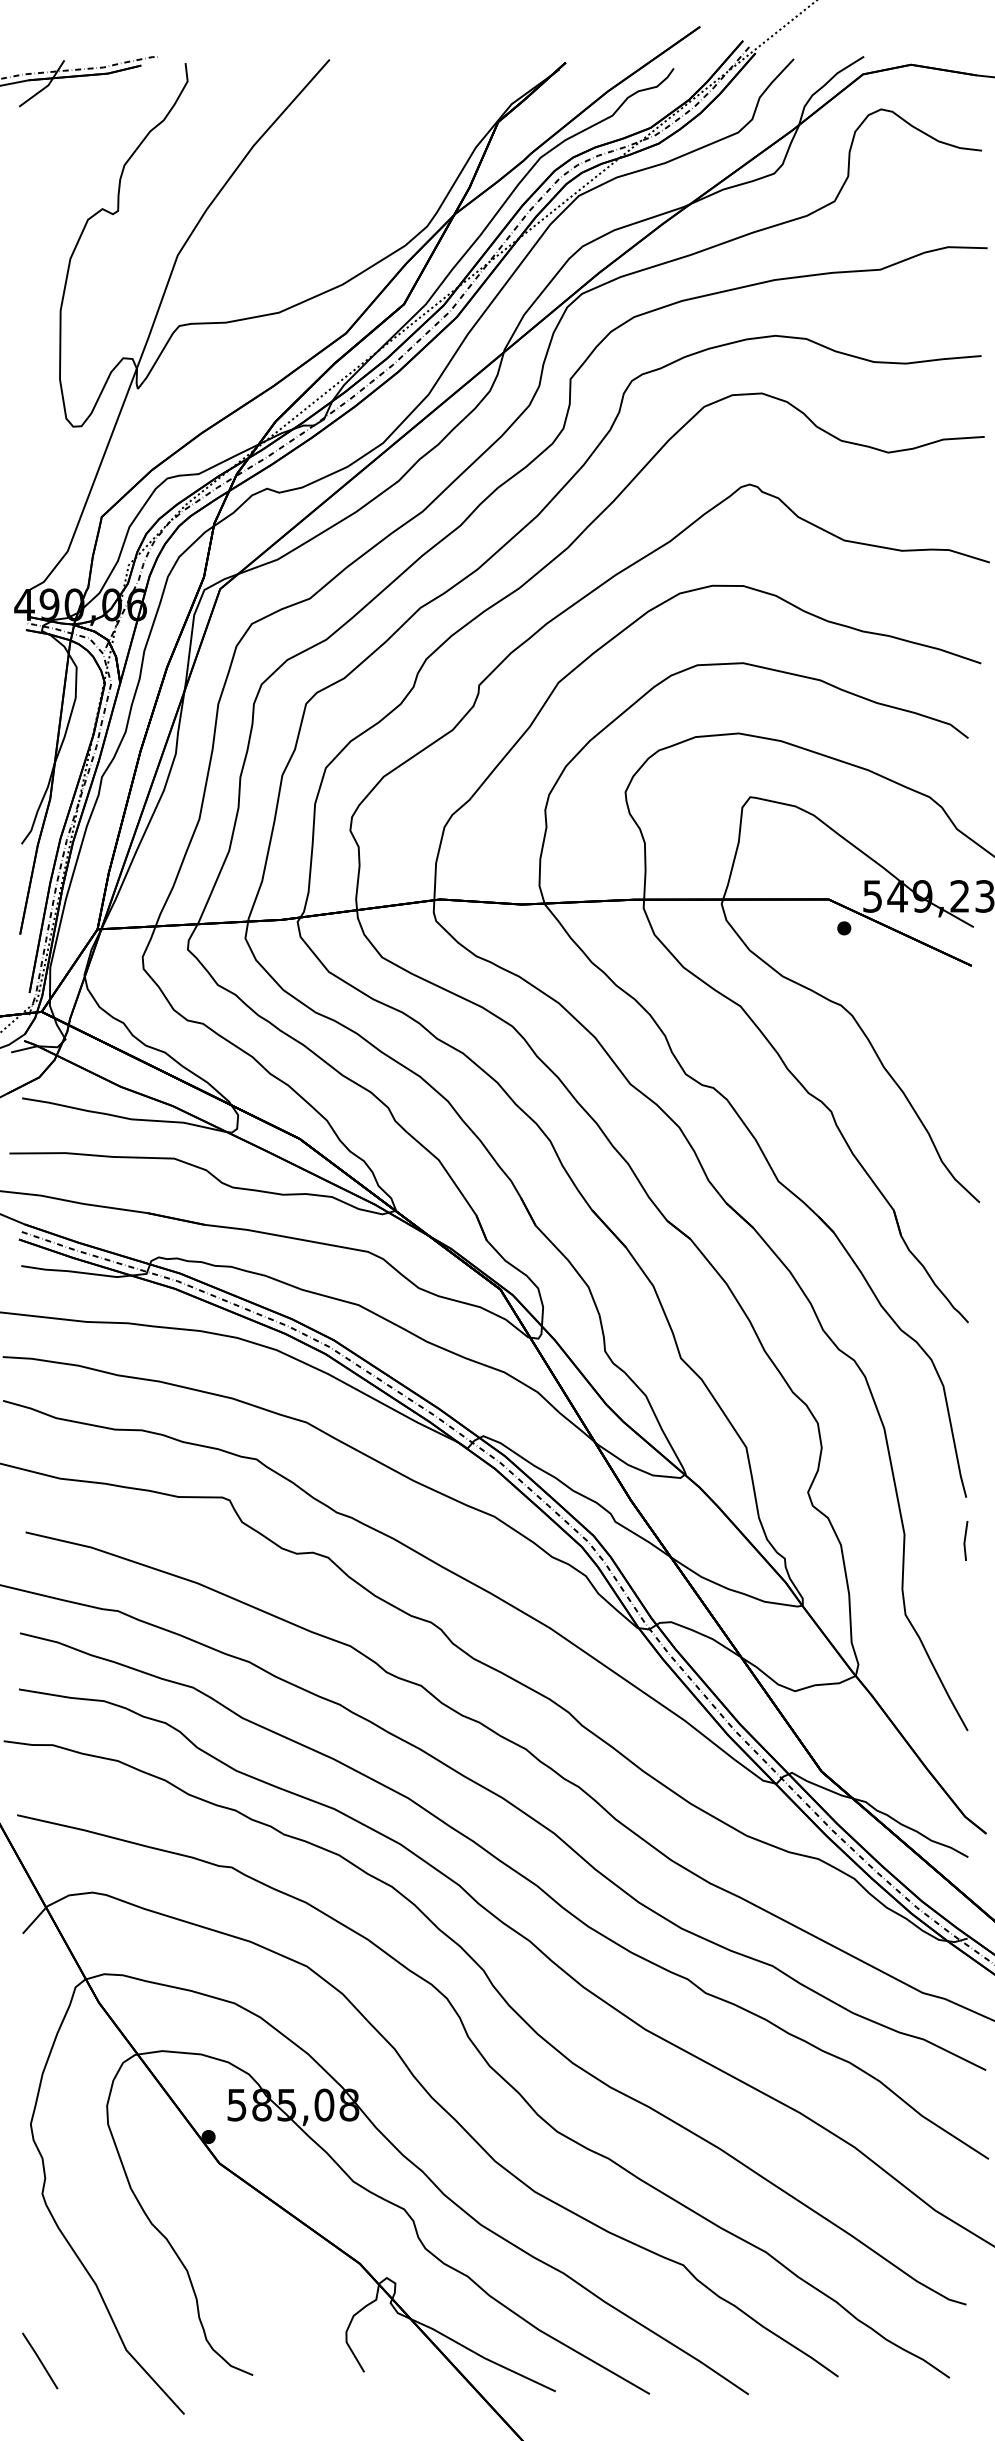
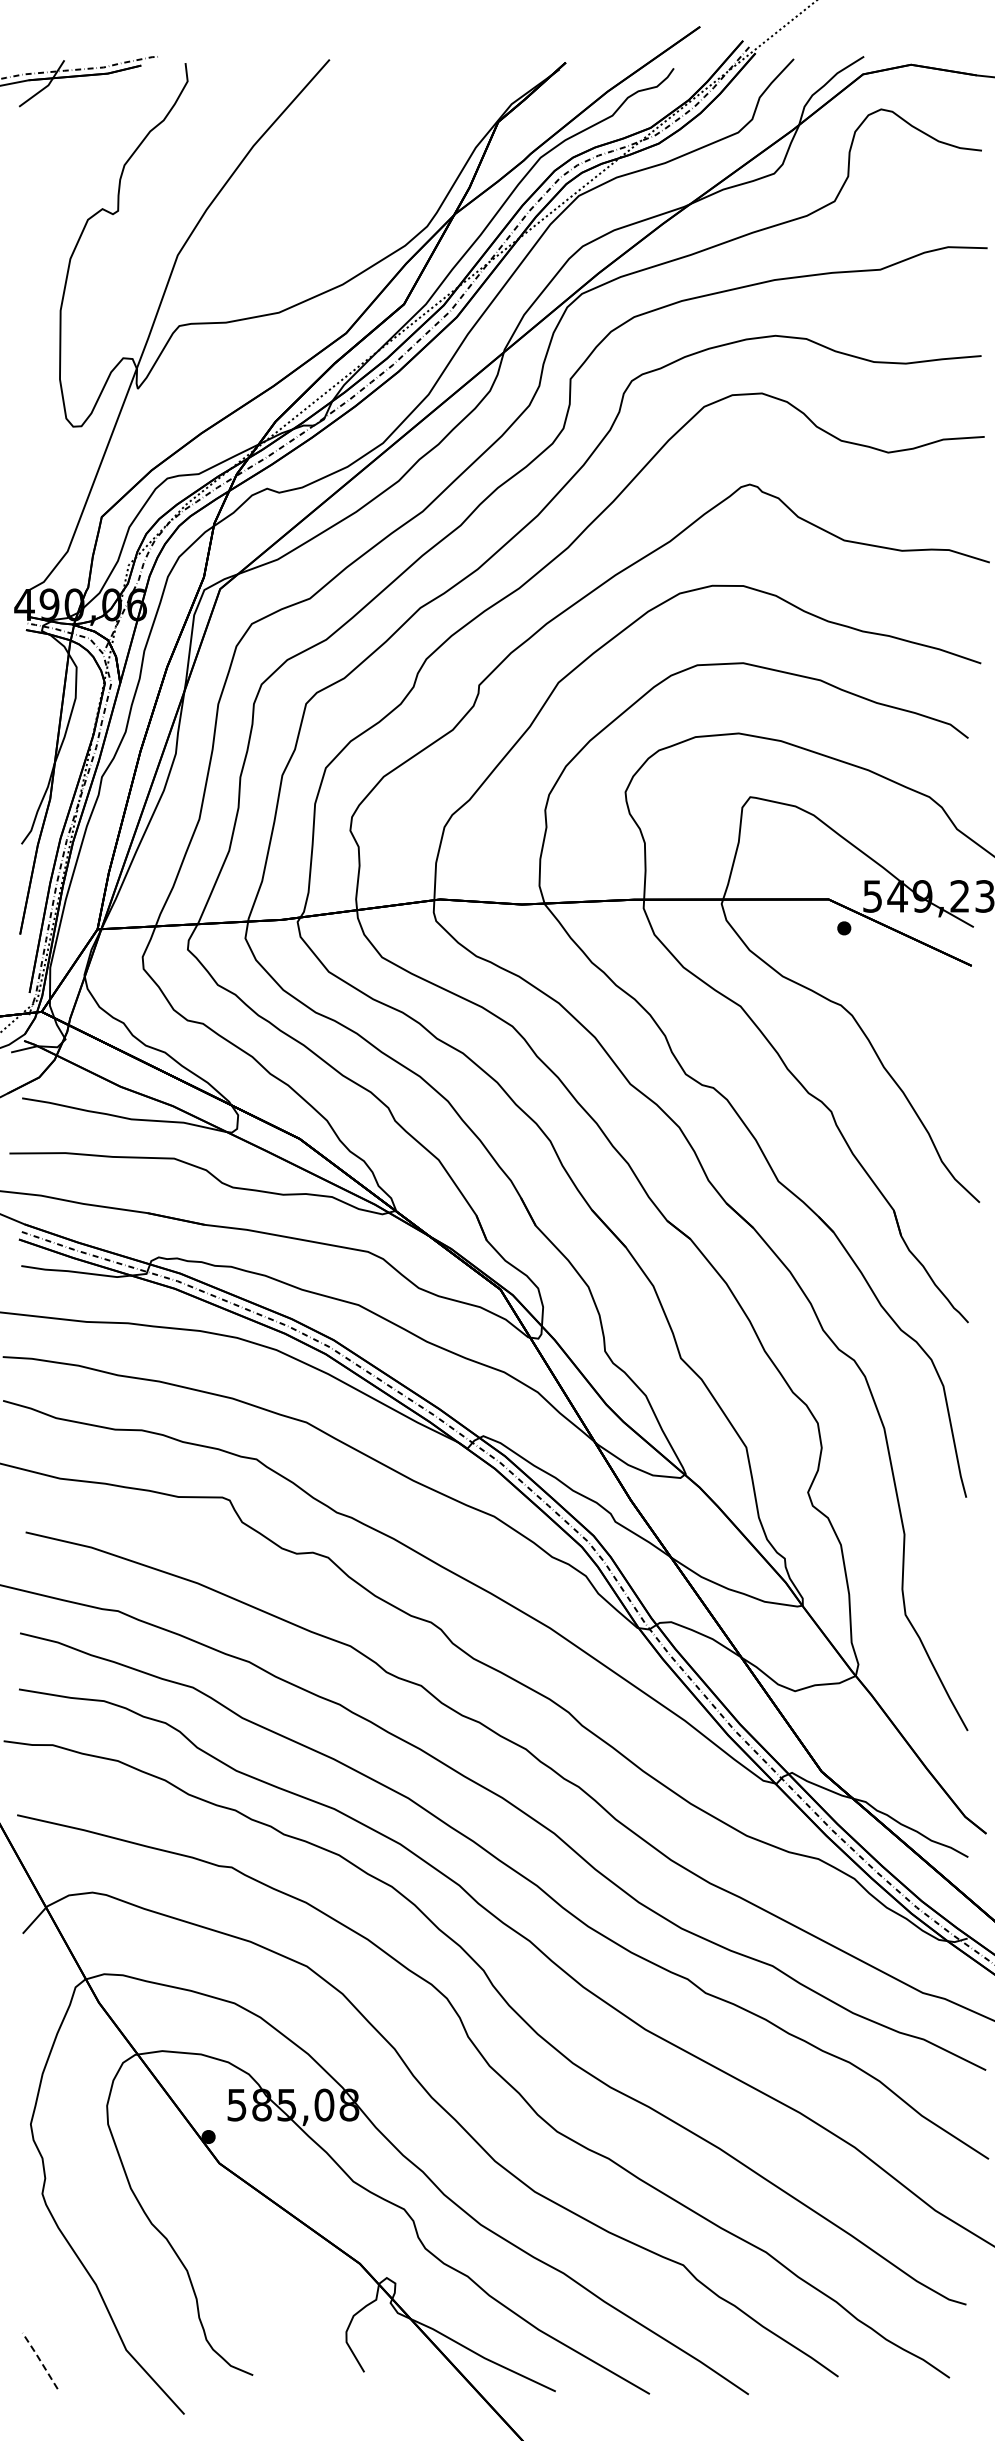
line: present -> none (965, 1540)
line: solid -> dashed (39, 2359)
